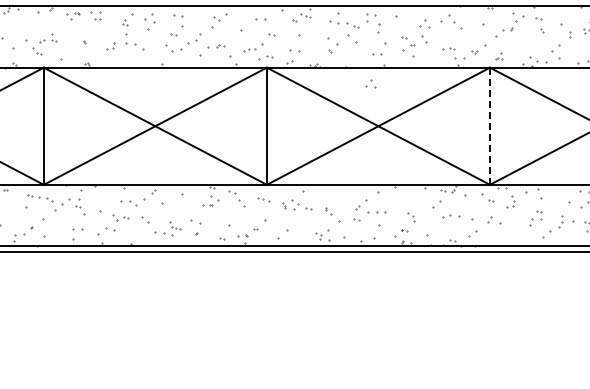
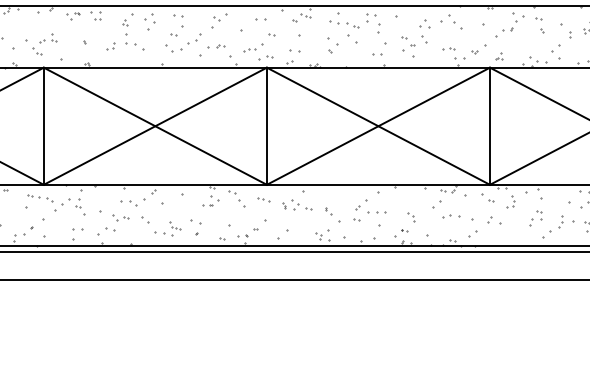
part: present -> none (370, 83)
line: dashed -> solid (490, 126)
line: none -> present (294, 279)
